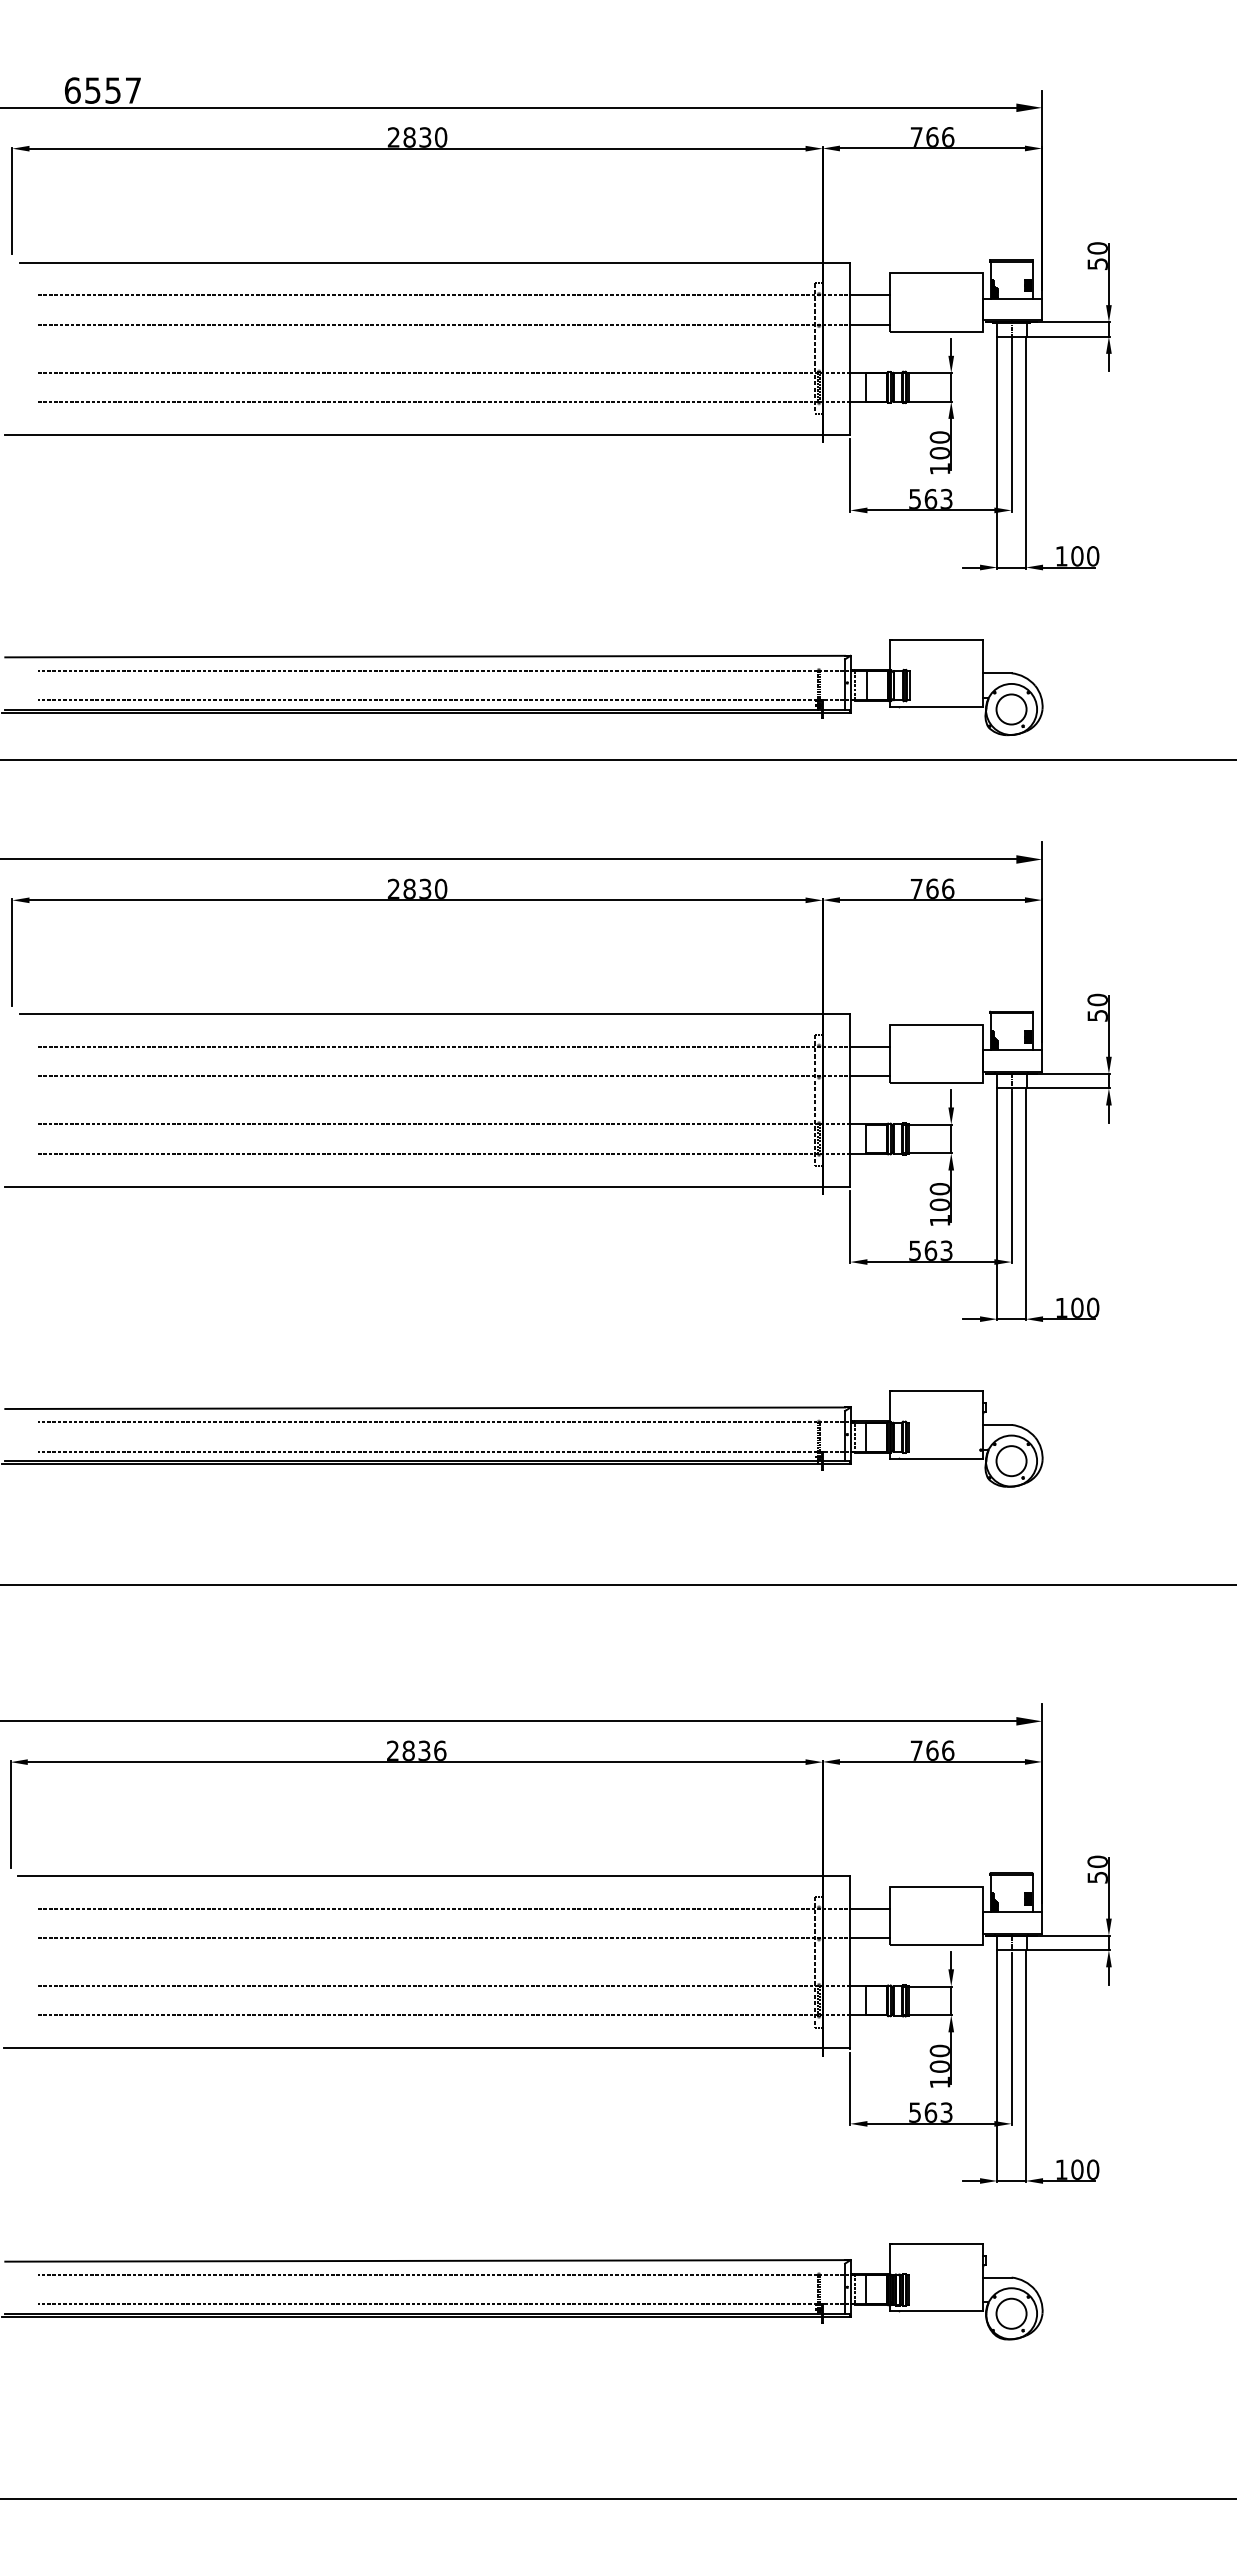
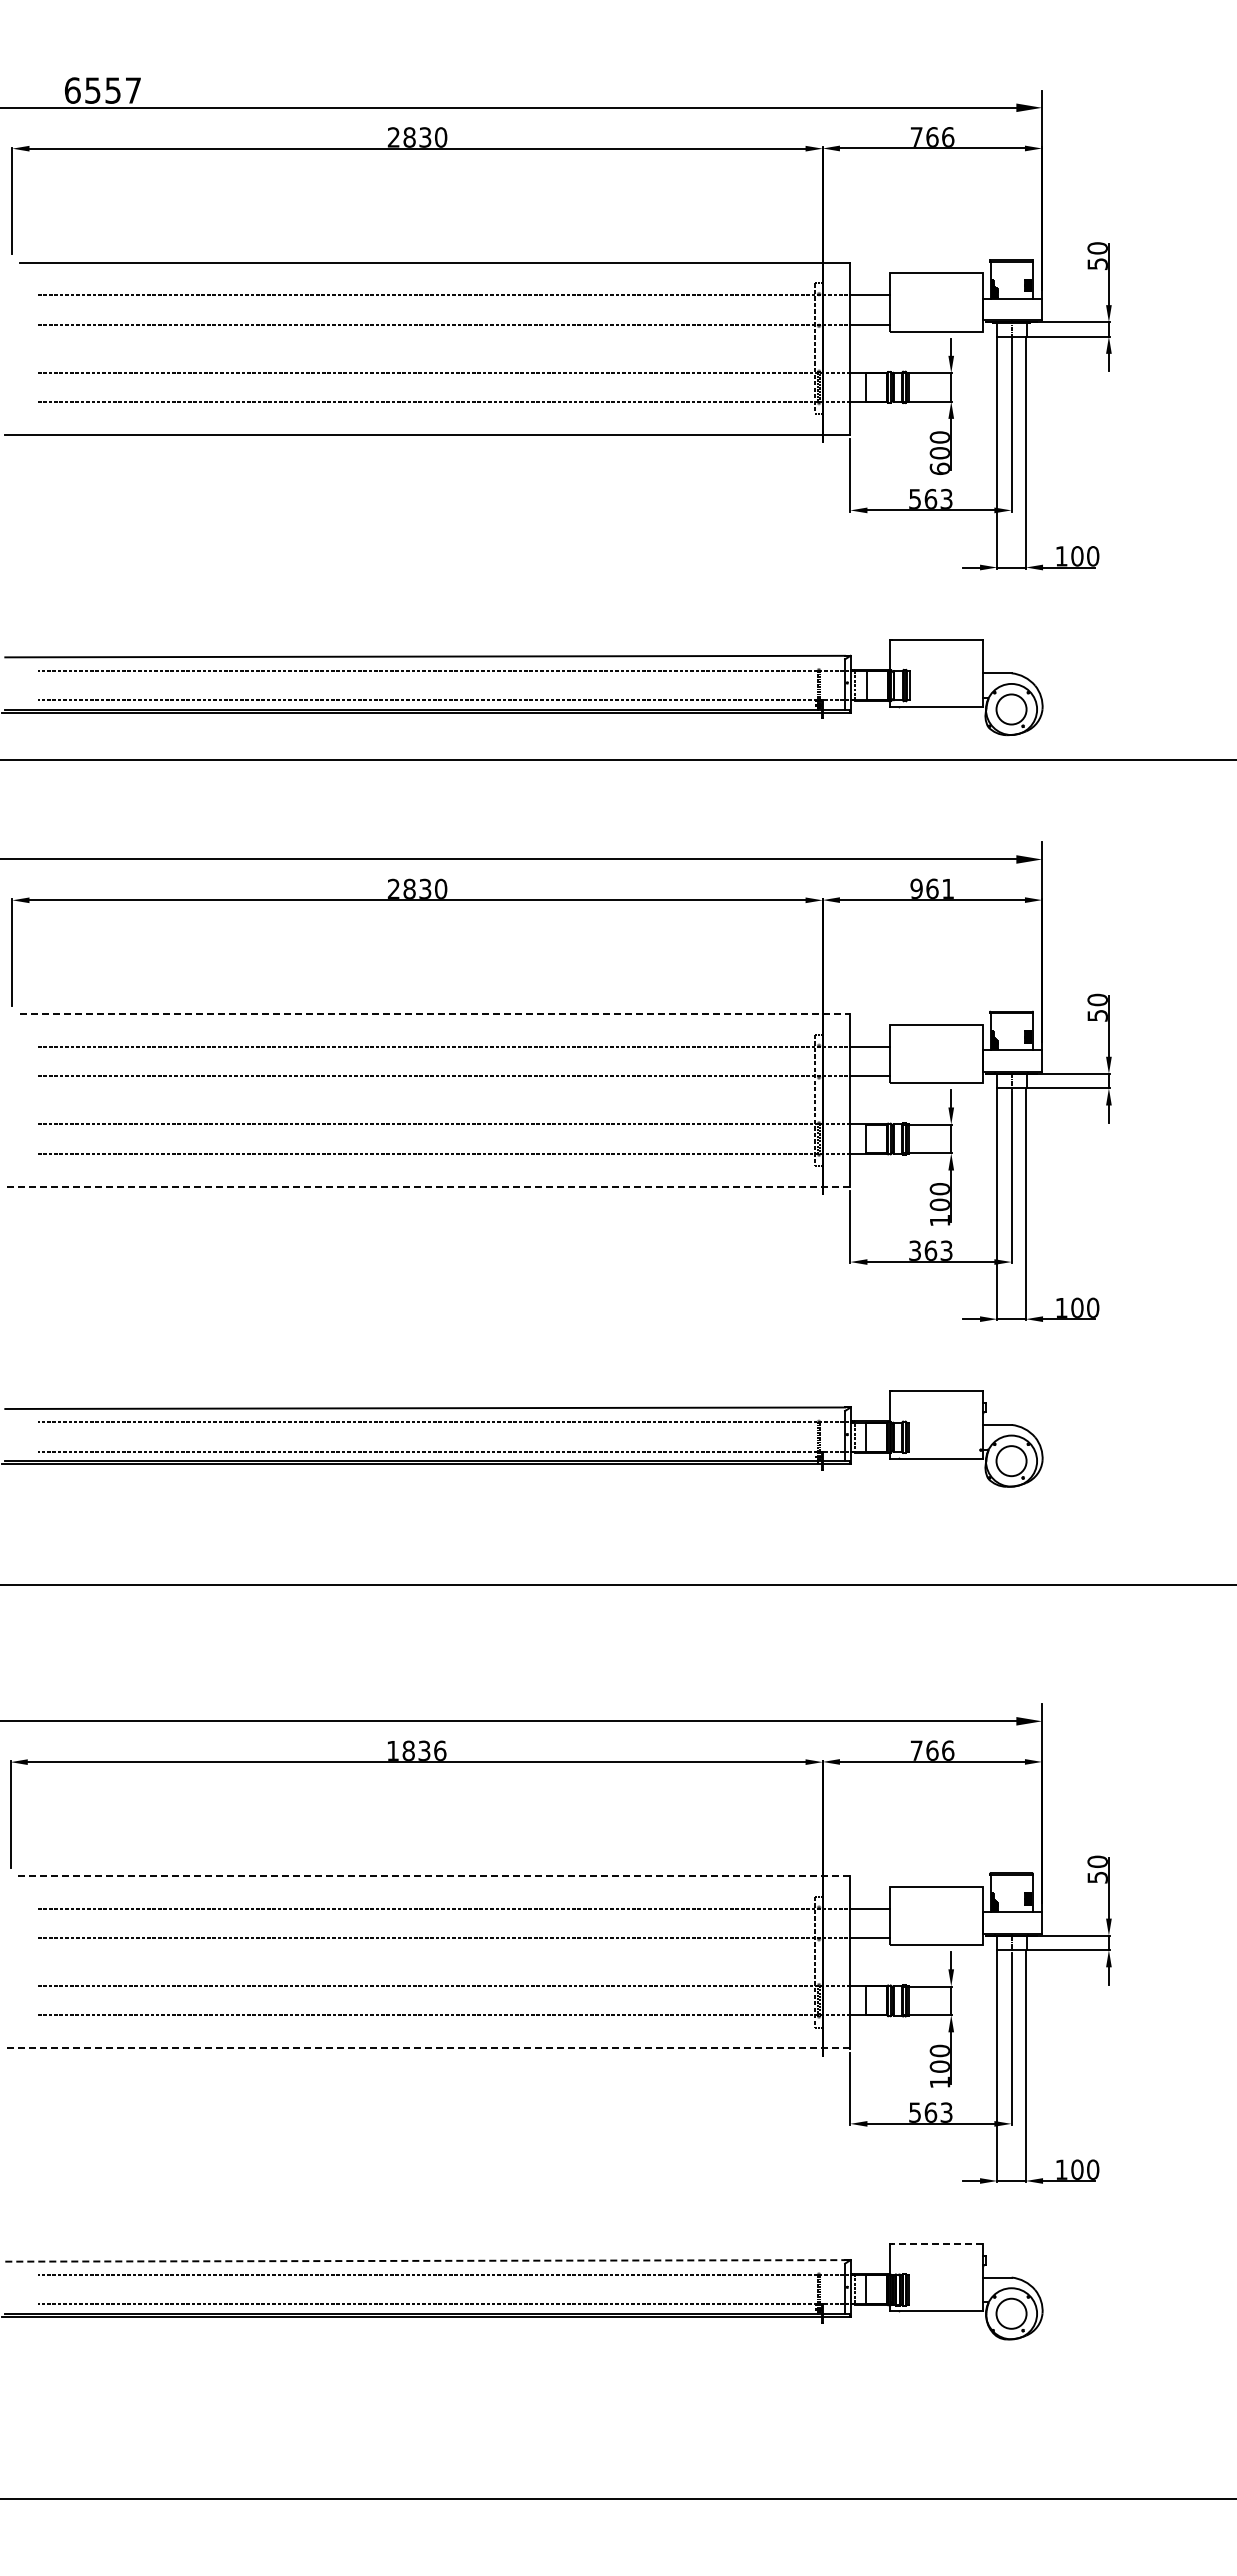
text: 100 -> 600 (939, 468)
text: 766 -> 961 (932, 888)
line: solid -> dashed (435, 1014)
line: solid -> dashed (427, 1186)
text: 563 -> 363 (914, 1250)
text: 2836 -> 1836 (392, 1750)
line: solid -> dashed (434, 1876)
line: solid -> dashed (426, 2048)
line: solid -> dashed (937, 2243)
line: solid -> dashed (425, 2260)
